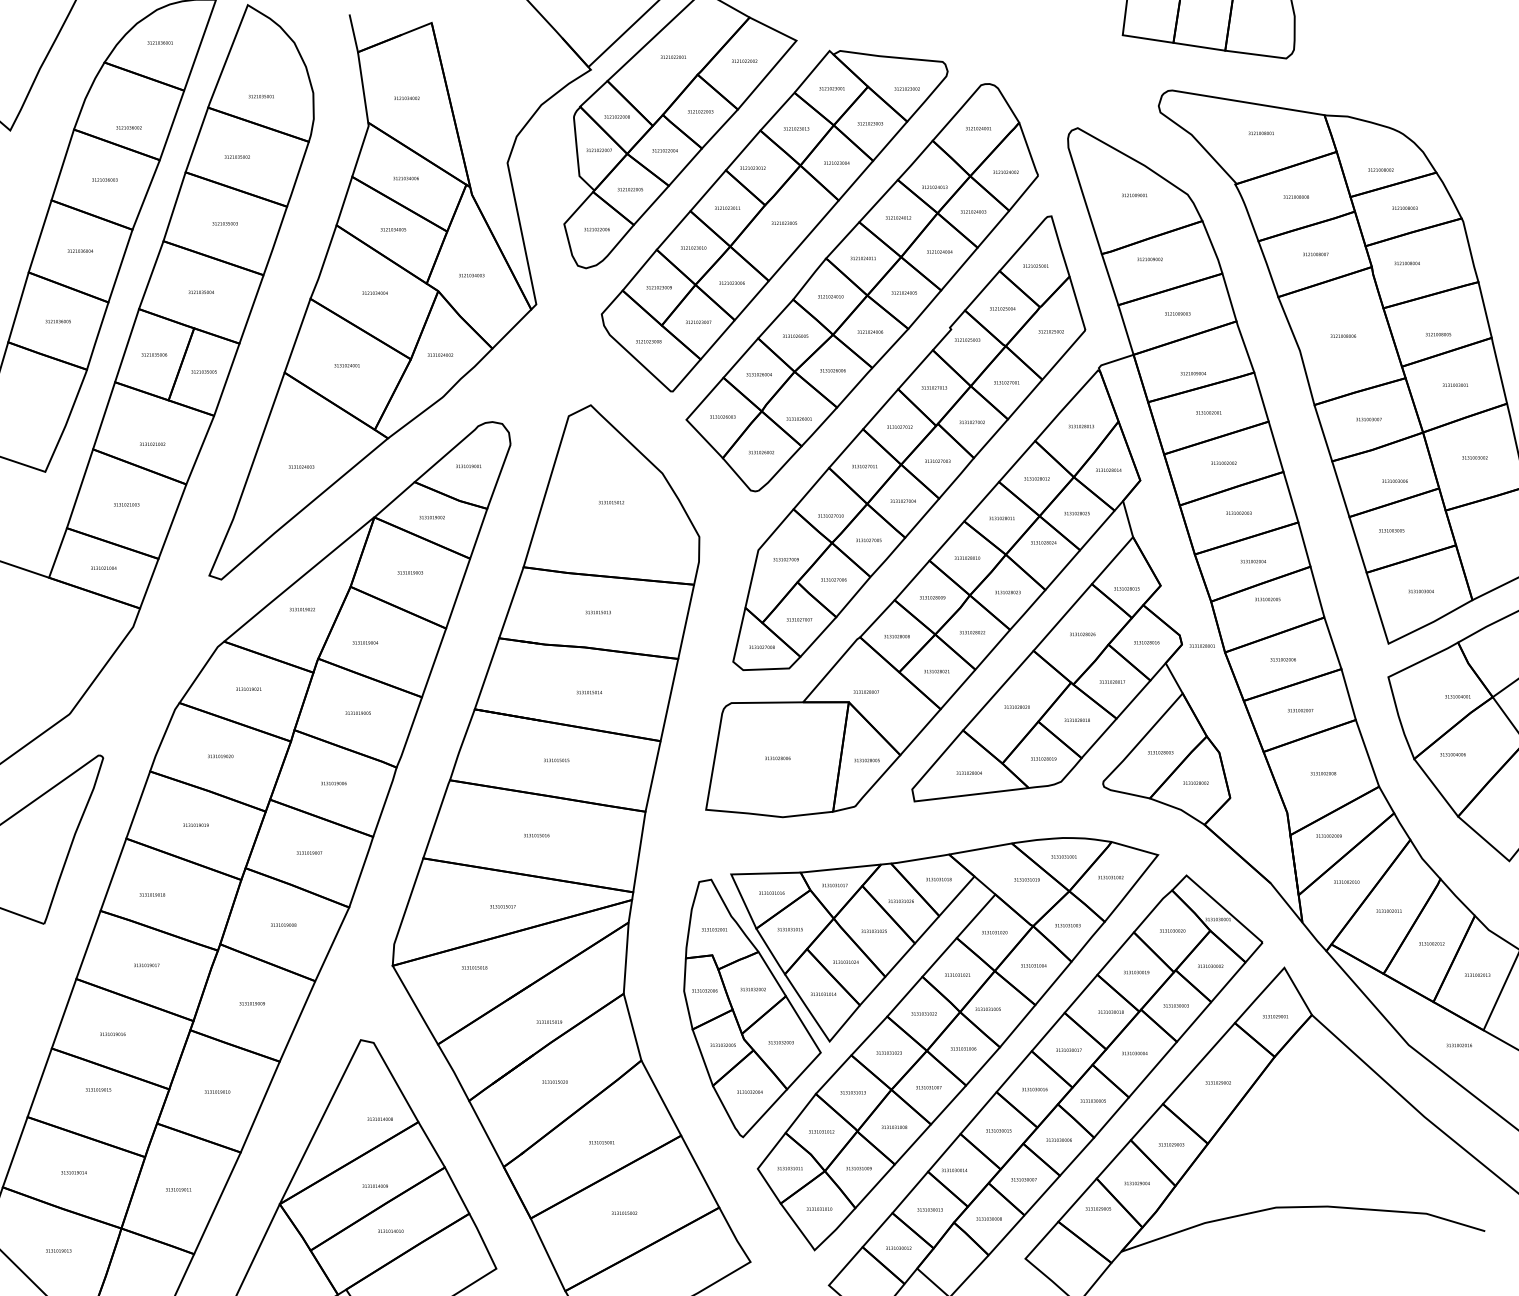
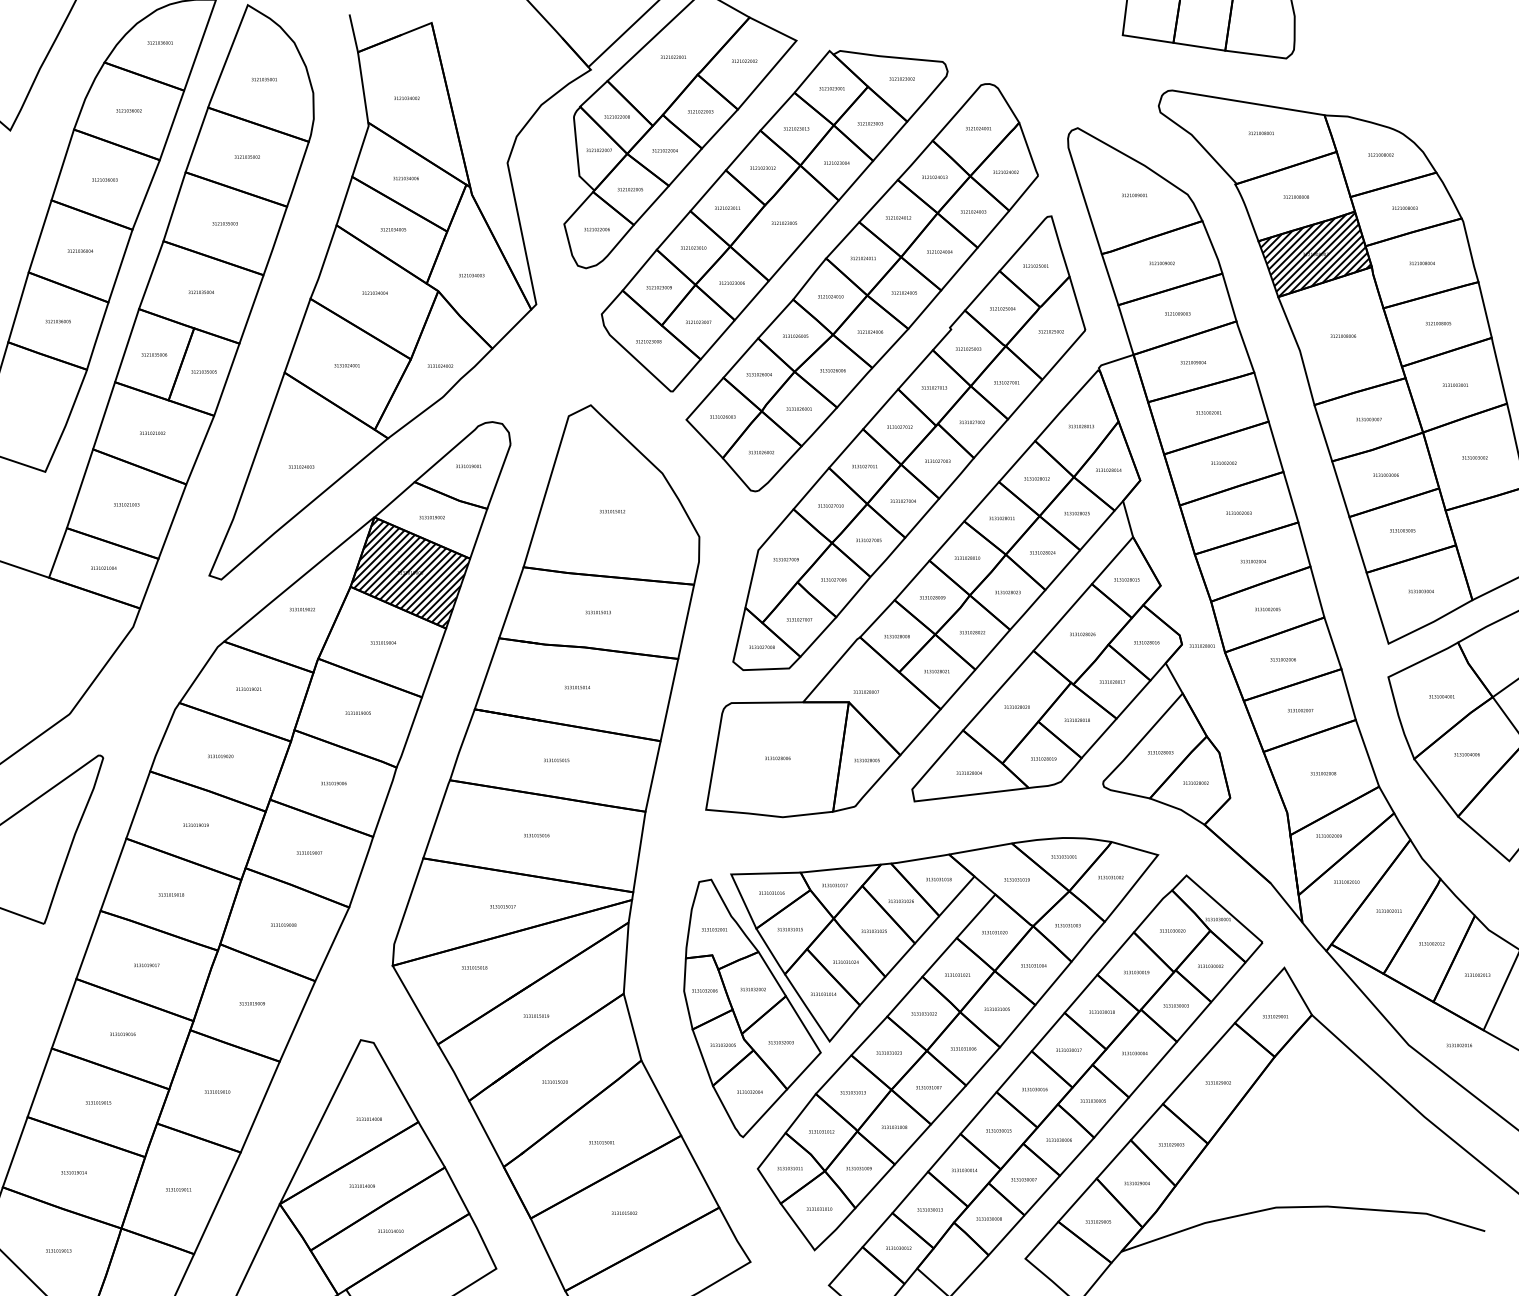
text position: (906, 88) -> (901, 78) (901, 78)
text position: (261, 96) -> (264, 79) (264, 79)
text position: (128, 127) -> (128, 110) (128, 110)
text position: (236, 156) -> (246, 156) (246, 156)
text position: (752, 167) -> (762, 167) (762, 167)
text position: (1380, 169) -> (1380, 154) (1380, 154)
text position: (934, 186) -> (934, 176) (934, 176)
hatch: none -> present (1314, 254)
text position: (1149, 258) -> (1161, 262) (1161, 262)
text position: (1406, 263) -> (1421, 263) (1421, 263)
text position: (1438, 334) -> (1438, 323) (1438, 323)
text position: (967, 339) -> (968, 348) (968, 348)
text position: (440, 354) -> (440, 365) (440, 365)
text position: (1192, 373) -> (1192, 362) (1192, 362)
text position: (798, 418) -> (798, 408) (798, 408)
text position: (152, 443) -> (152, 432) (152, 432)
text position: (1394, 480) -> (1385, 474) (1385, 474)
text position: (611, 502) -> (612, 511) (612, 511)
text position: (830, 515) -> (830, 505) (830, 505)
text position: (1391, 530) -> (1402, 530) (1402, 530)
text position: (1043, 542) -> (1042, 552) (1042, 552)
hatch: none -> present (409, 572)
text position: (1126, 588) -> (1126, 579) (1126, 579)
text position: (1267, 599) -> (1267, 609) (1267, 609)
text position: (364, 642) -> (382, 642) (382, 642)
text position: (589, 692) -> (577, 687) (577, 687)
text position: (1457, 696) -> (1441, 696) (1441, 696)
text position: (1452, 754) -> (1466, 754) (1466, 754)
text position: (1026, 879) -> (1016, 879) (1016, 879)
text position: (152, 894) -> (171, 894) (171, 894)
text position: (987, 1008) -> (996, 1008) (996, 1008)
text position: (1110, 1011) -> (1101, 1011) (1101, 1011)
text position: (549, 1021) -> (536, 1015) (536, 1015)
text position: (112, 1033) -> (122, 1033) (122, 1033)
text position: (98, 1089) -> (98, 1102) (98, 1102)
text position: (379, 1118) -> (368, 1118) (368, 1118)
text position: (954, 1170) -> (964, 1170) (964, 1170)
text position: (374, 1185) -> (361, 1185) (361, 1185)
text position: (1098, 1208) -> (1098, 1221) (1098, 1221)
